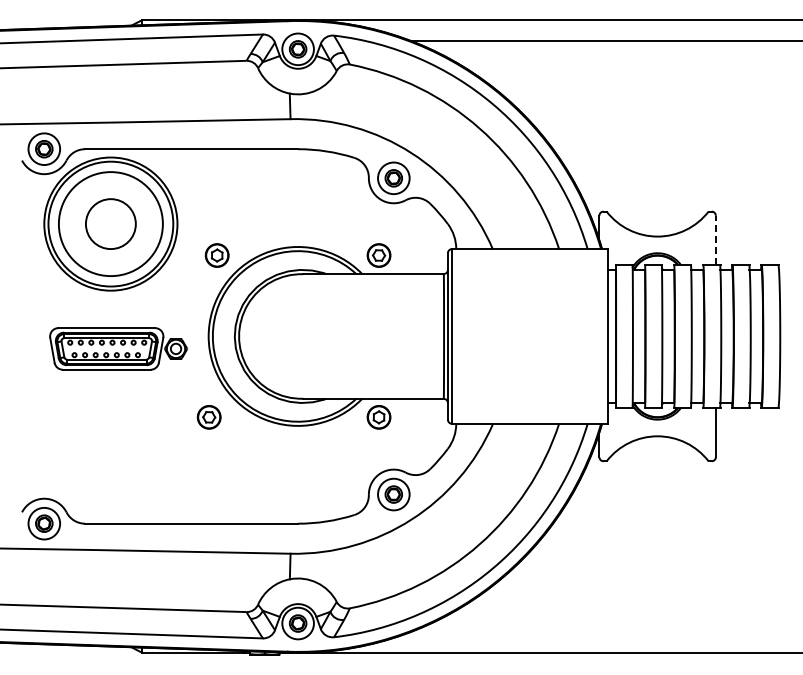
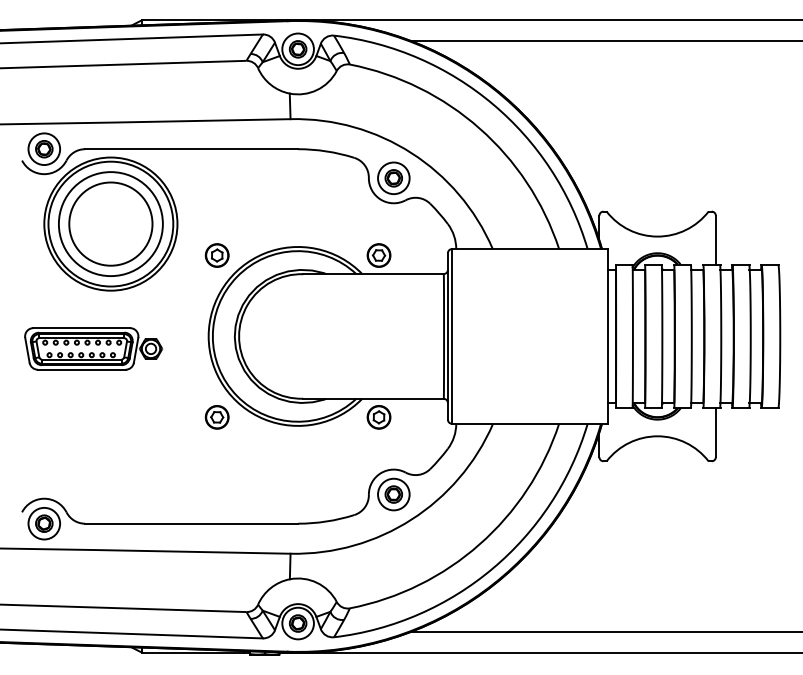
circle diameter: 50 px -> 83 px (110, 223)
line: dashed -> solid (715, 239)
part position: (118, 348) -> (93, 348) (93, 348)
part position: (208, 417) -> (216, 417) (216, 417)
line: none -> present (604, 631)
